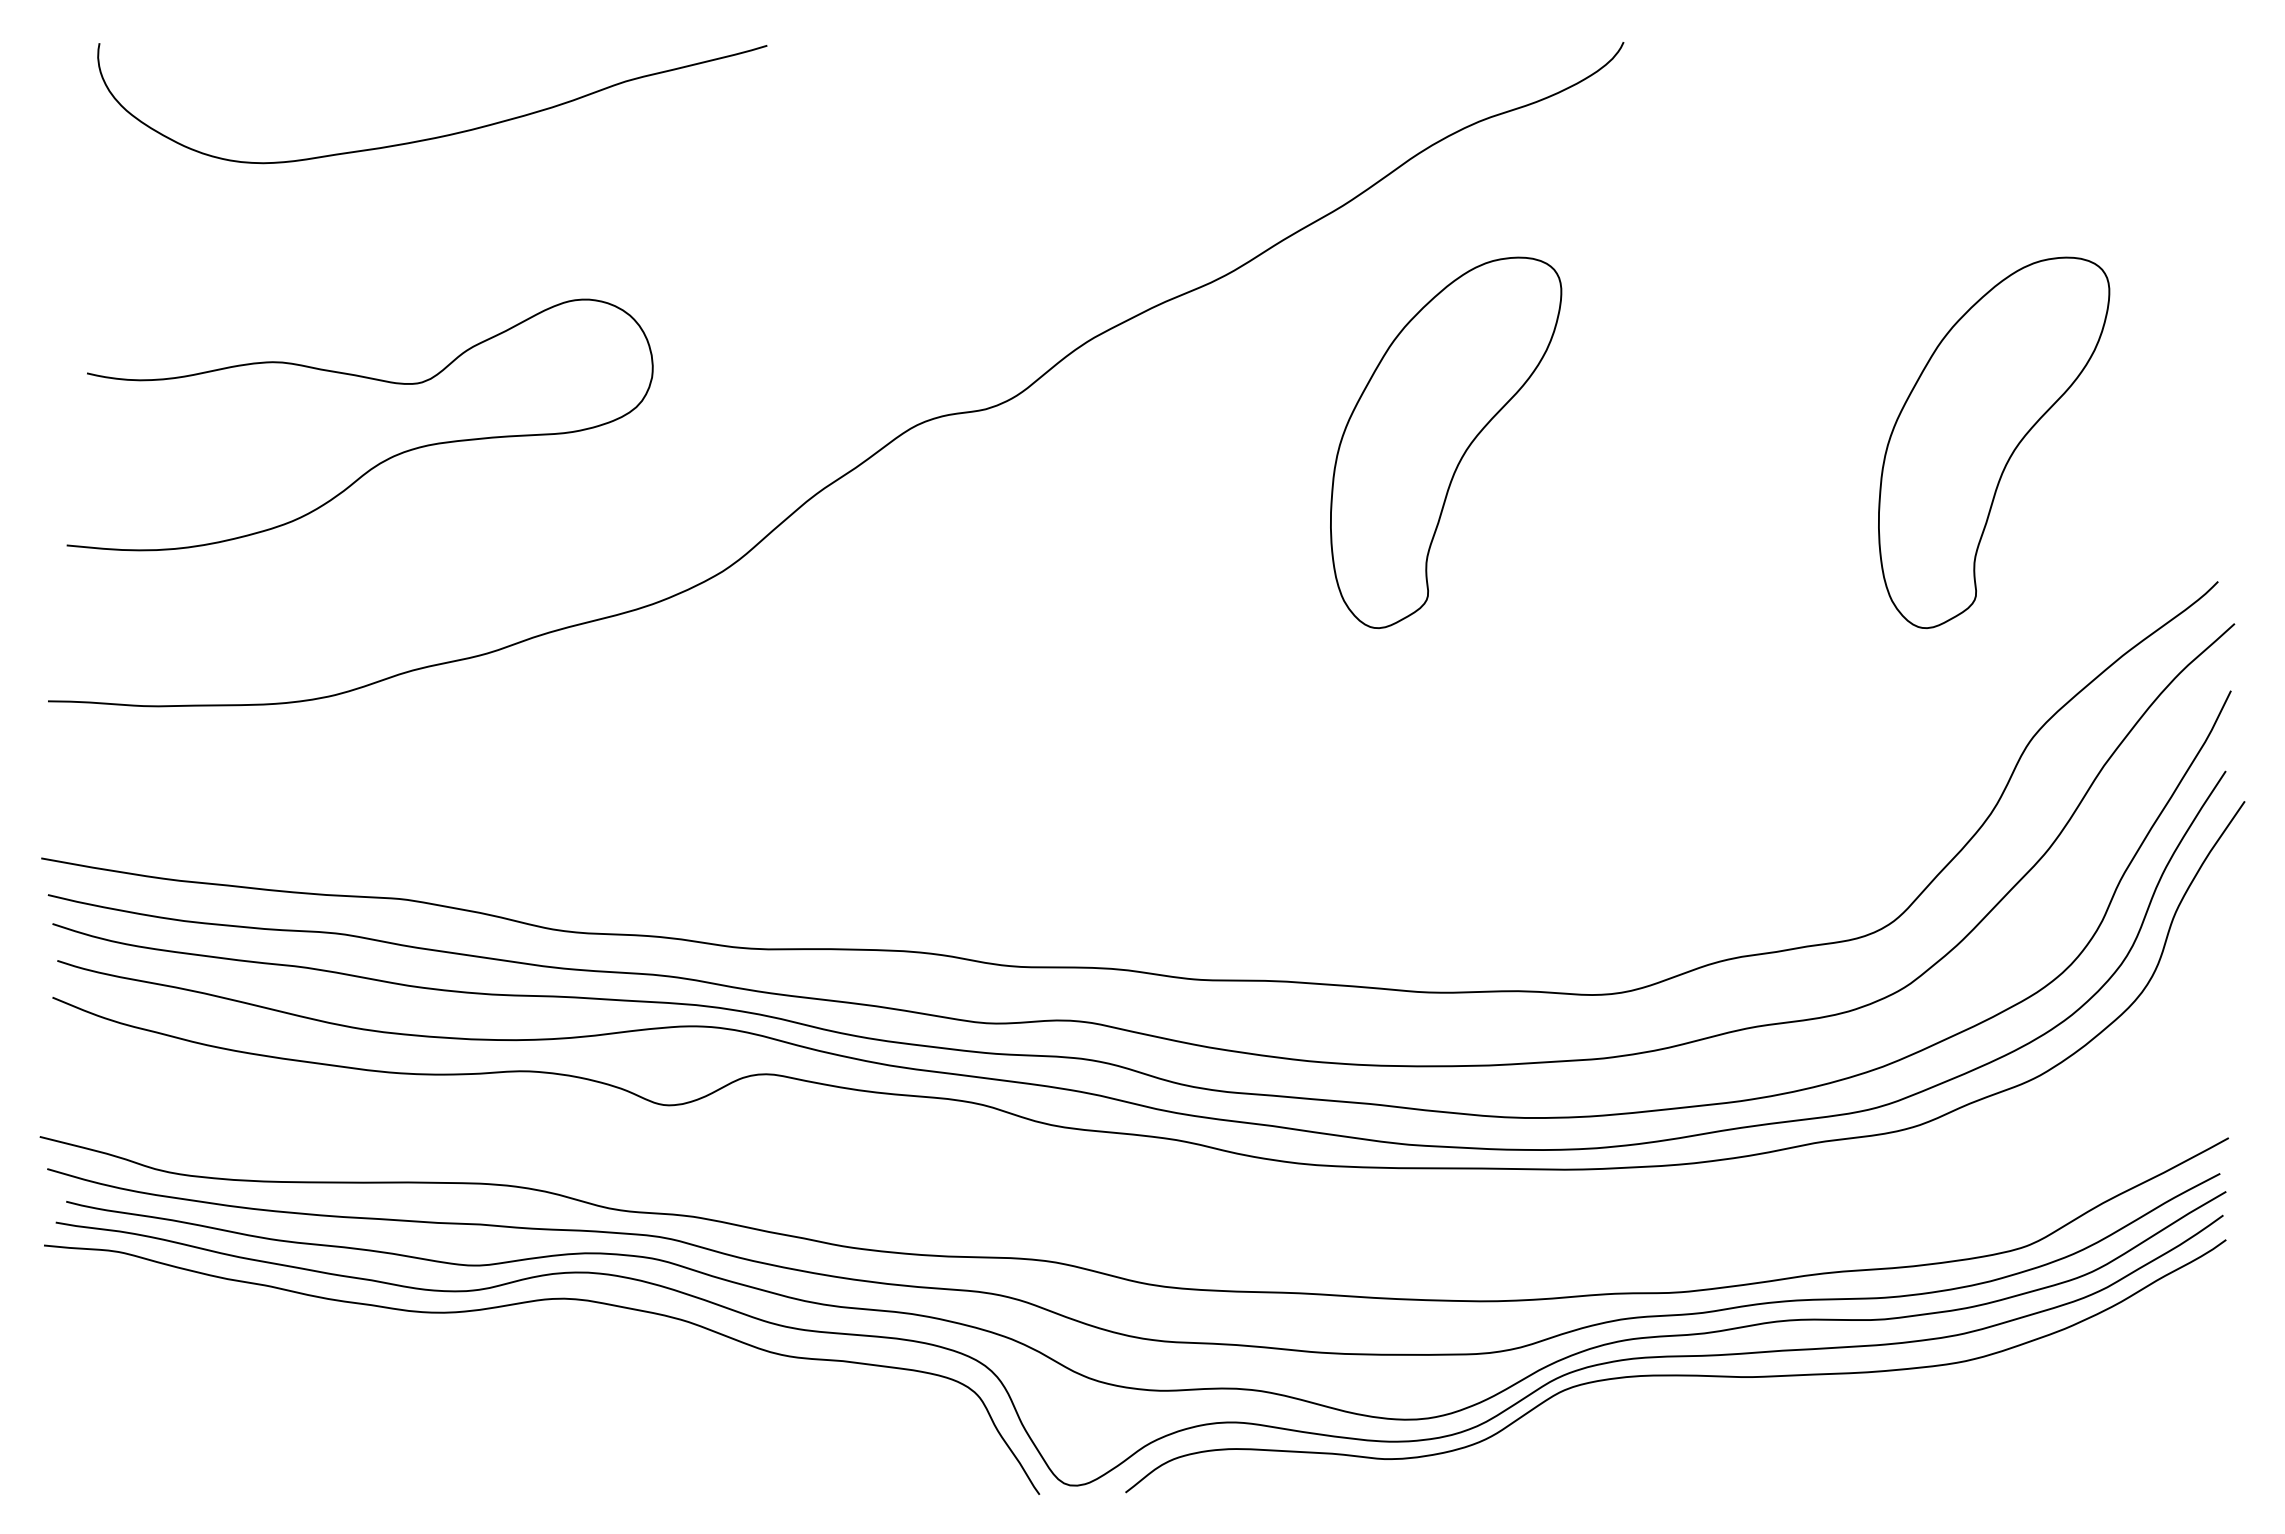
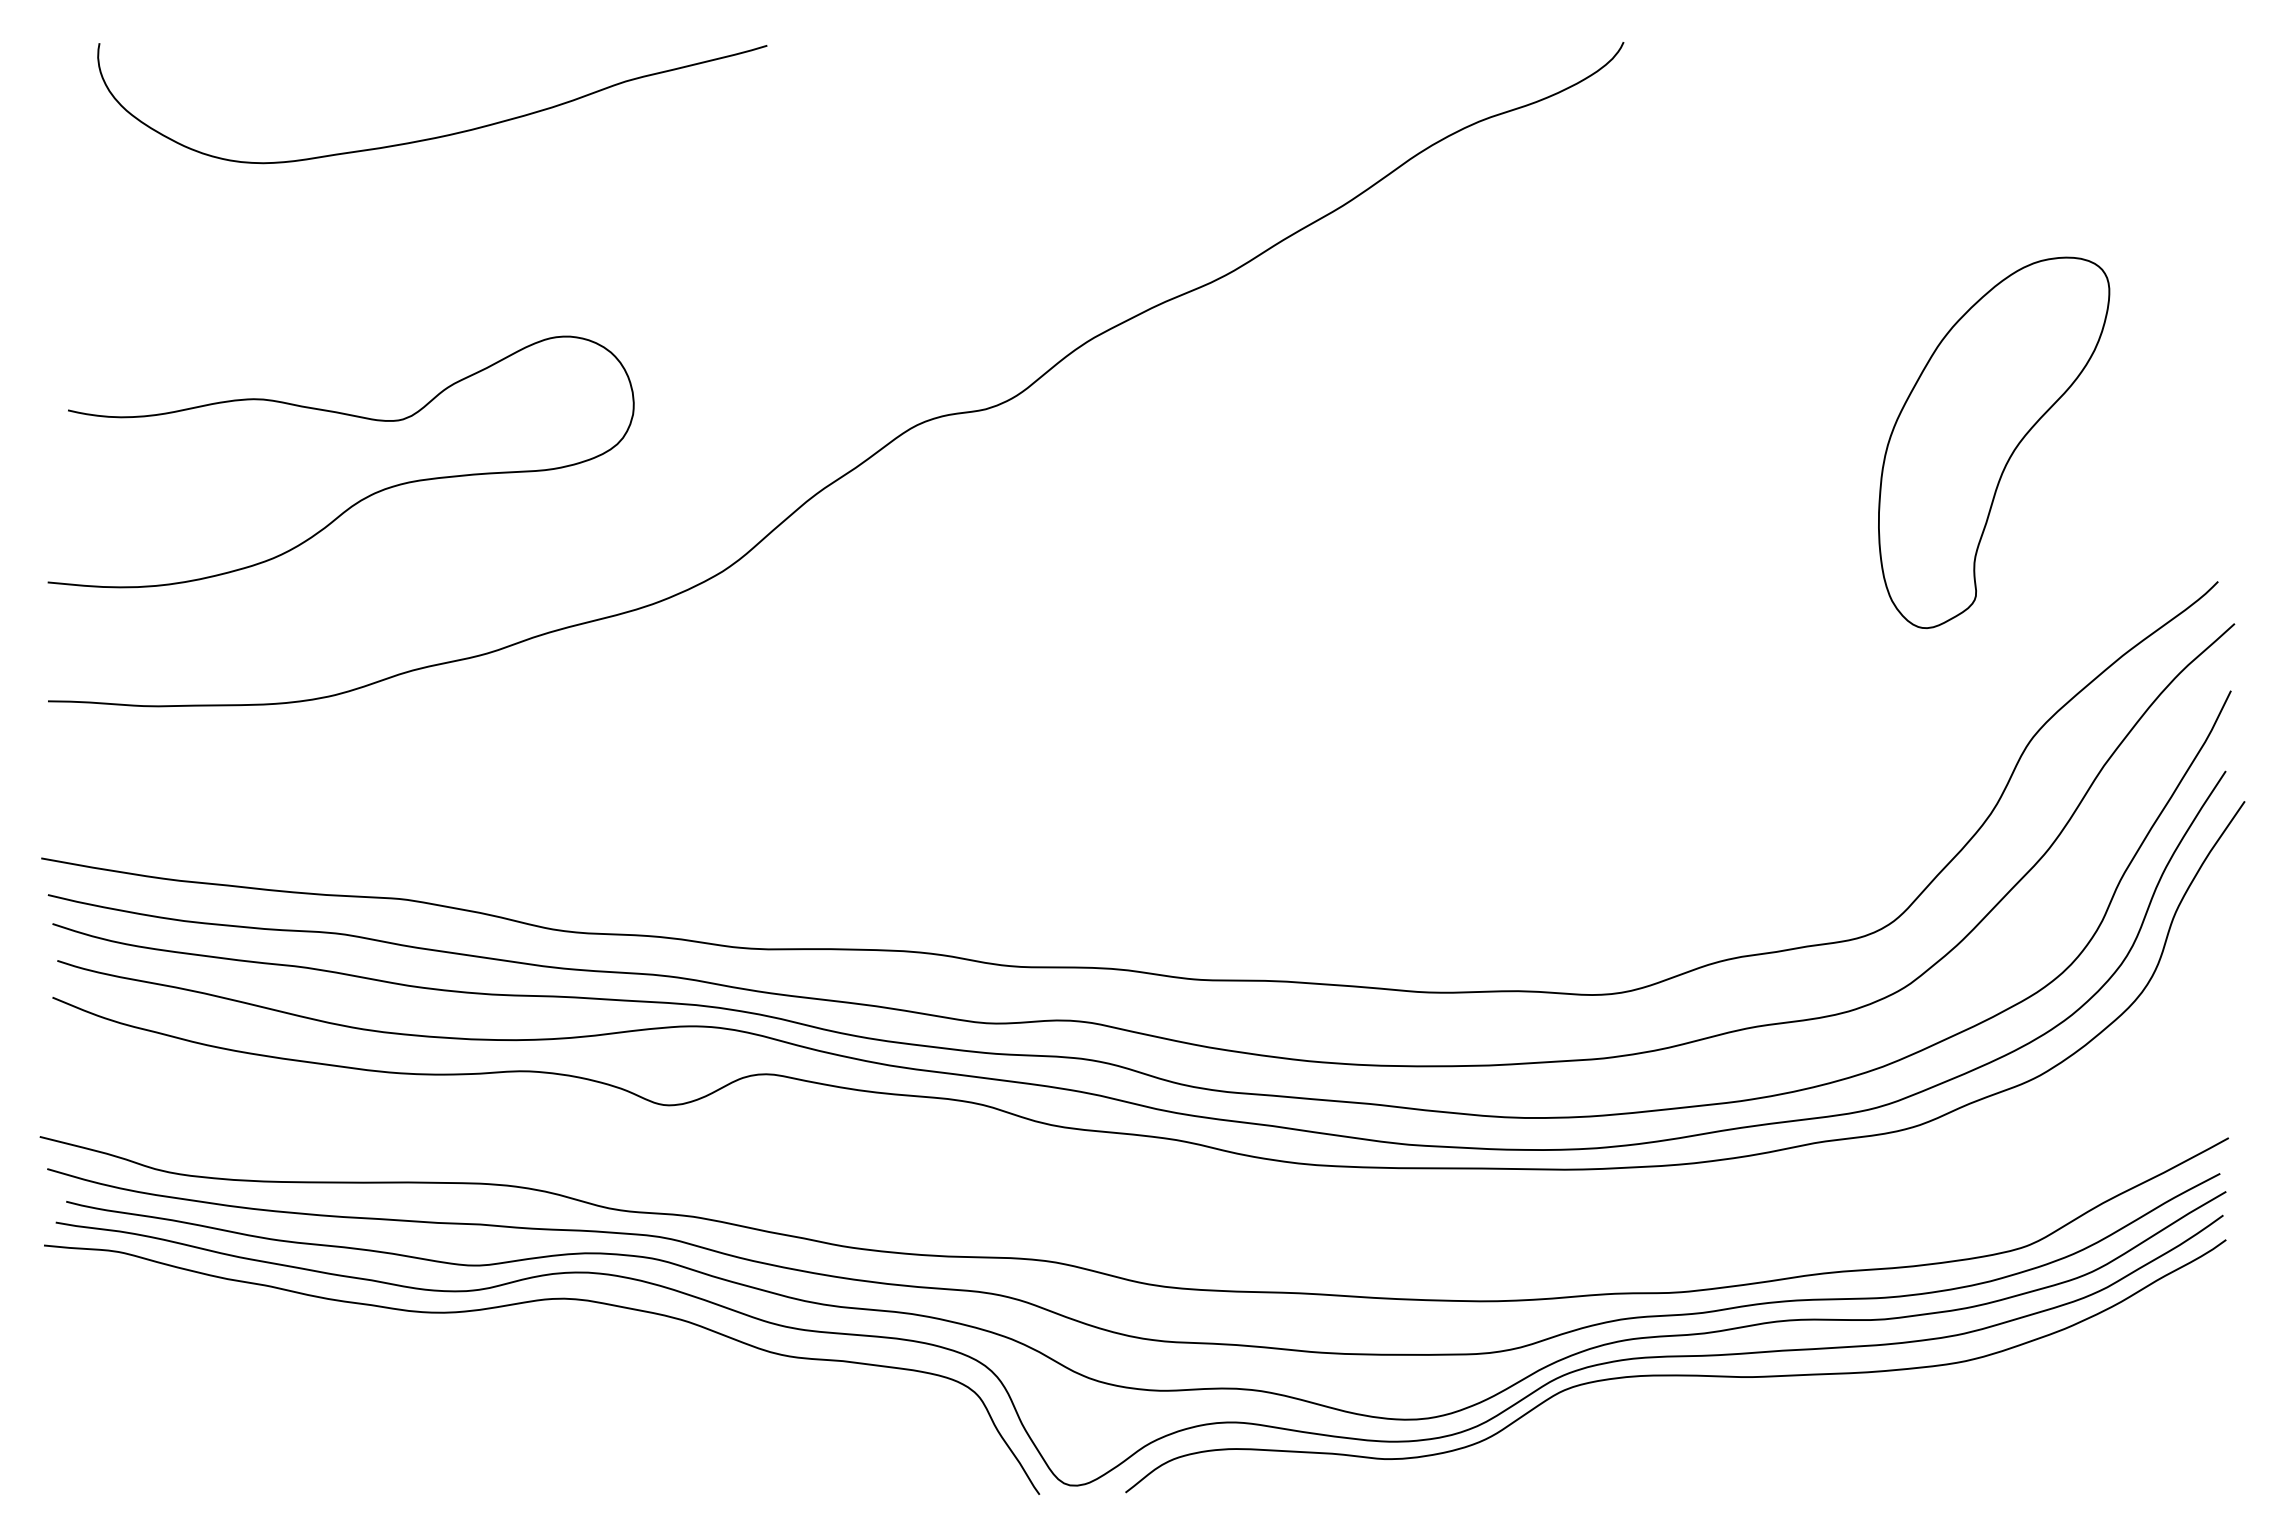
part: present -> none (1446, 442)
curve position: (379, 462) -> (360, 499) (360, 499)
